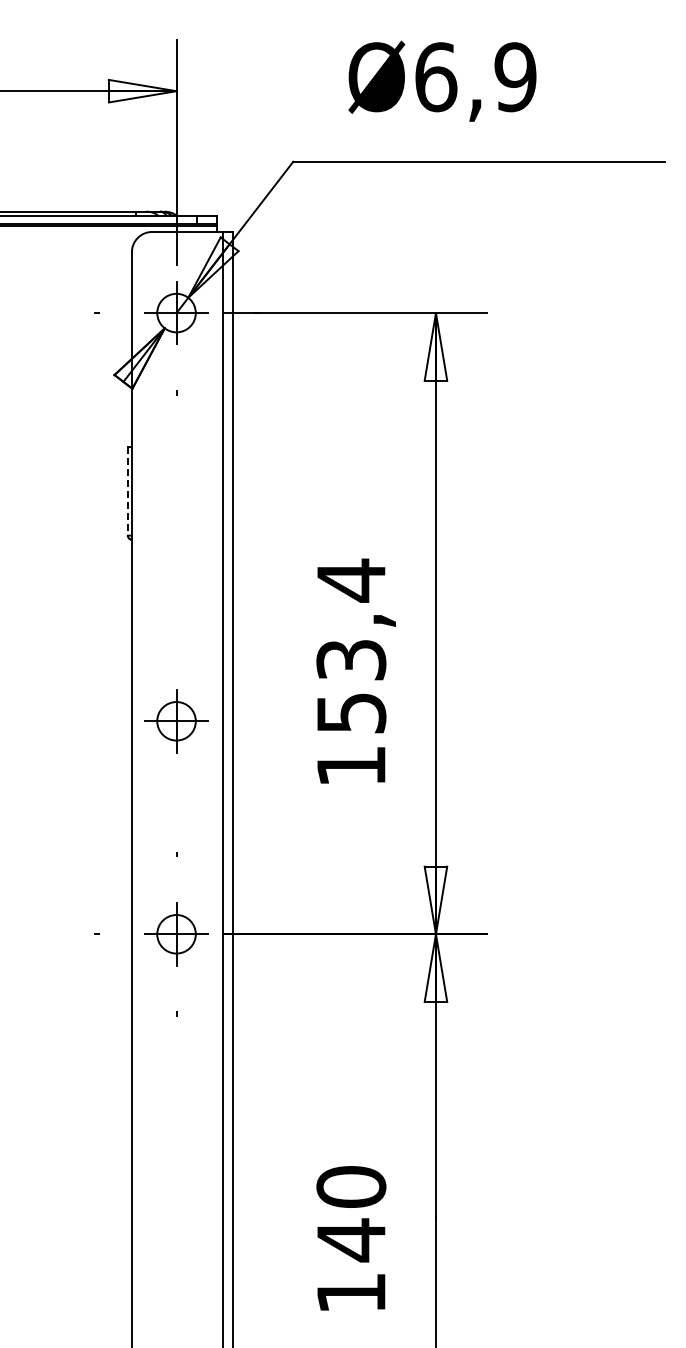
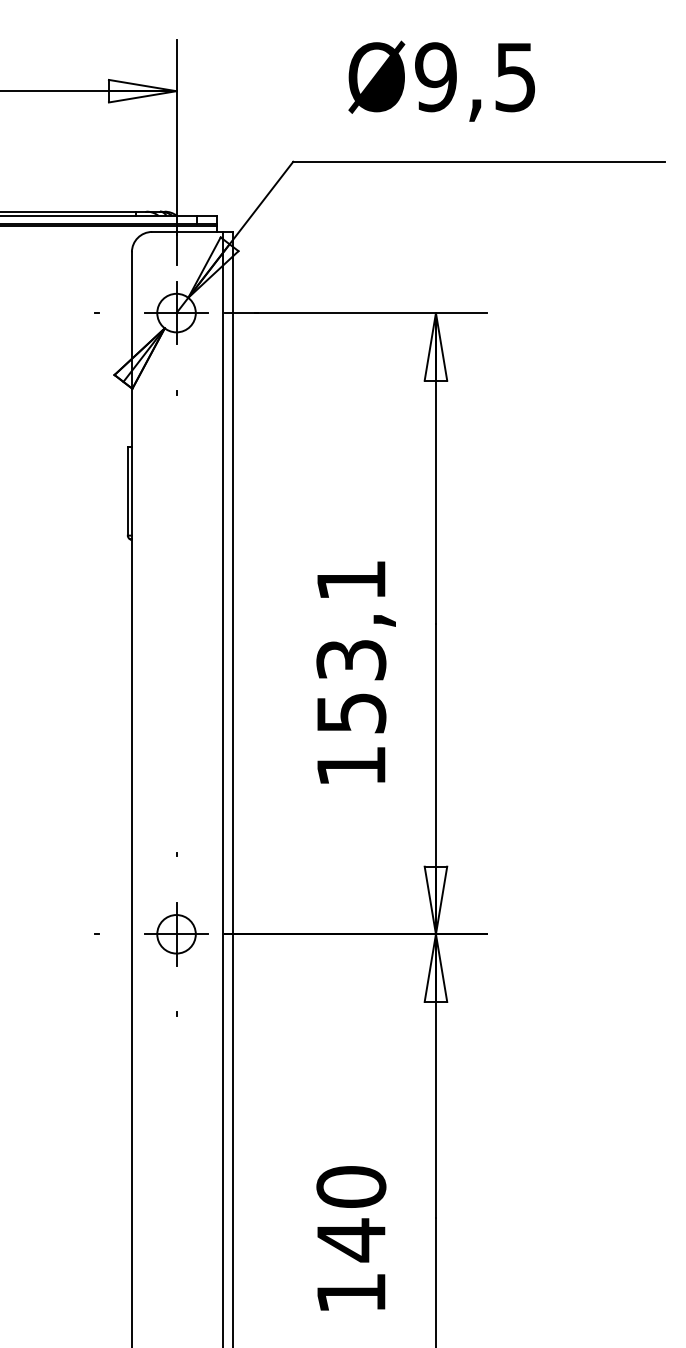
text: Ø6,9 -> Ø9,5 (475, 77)
line: dashed -> solid (127, 491)
text: 153,4 -> 153,1 (351, 580)
part: present -> none (176, 721)
